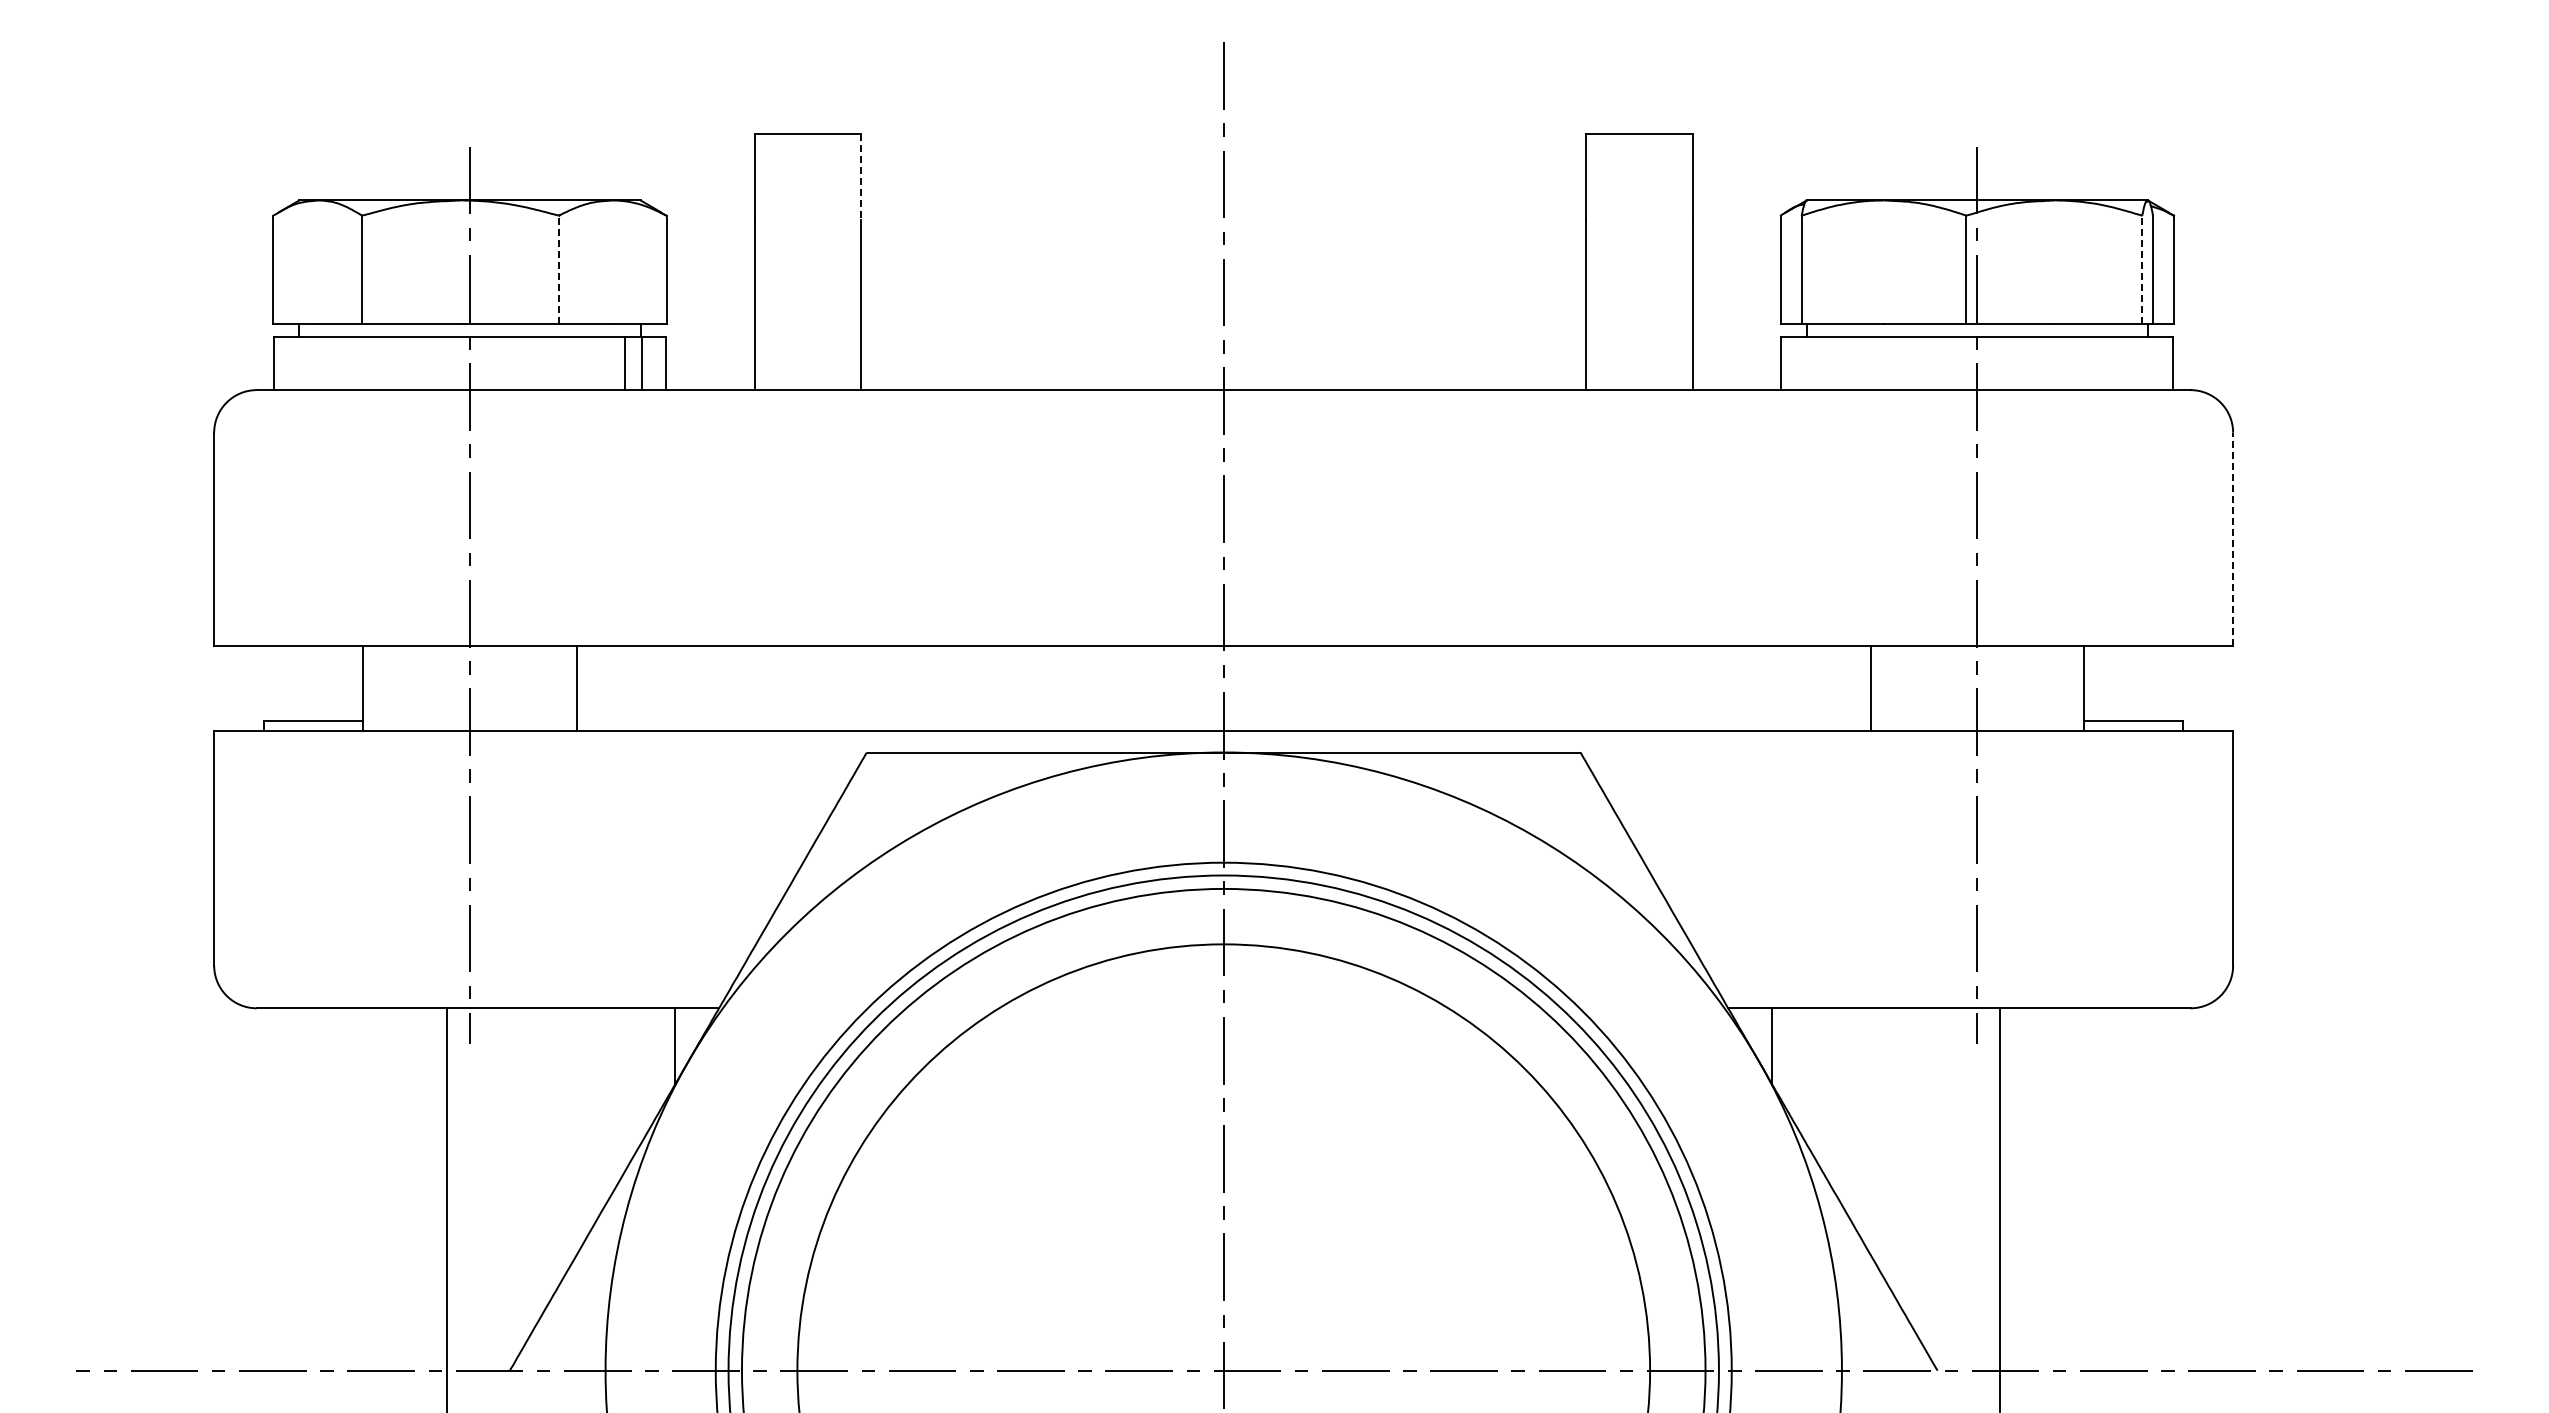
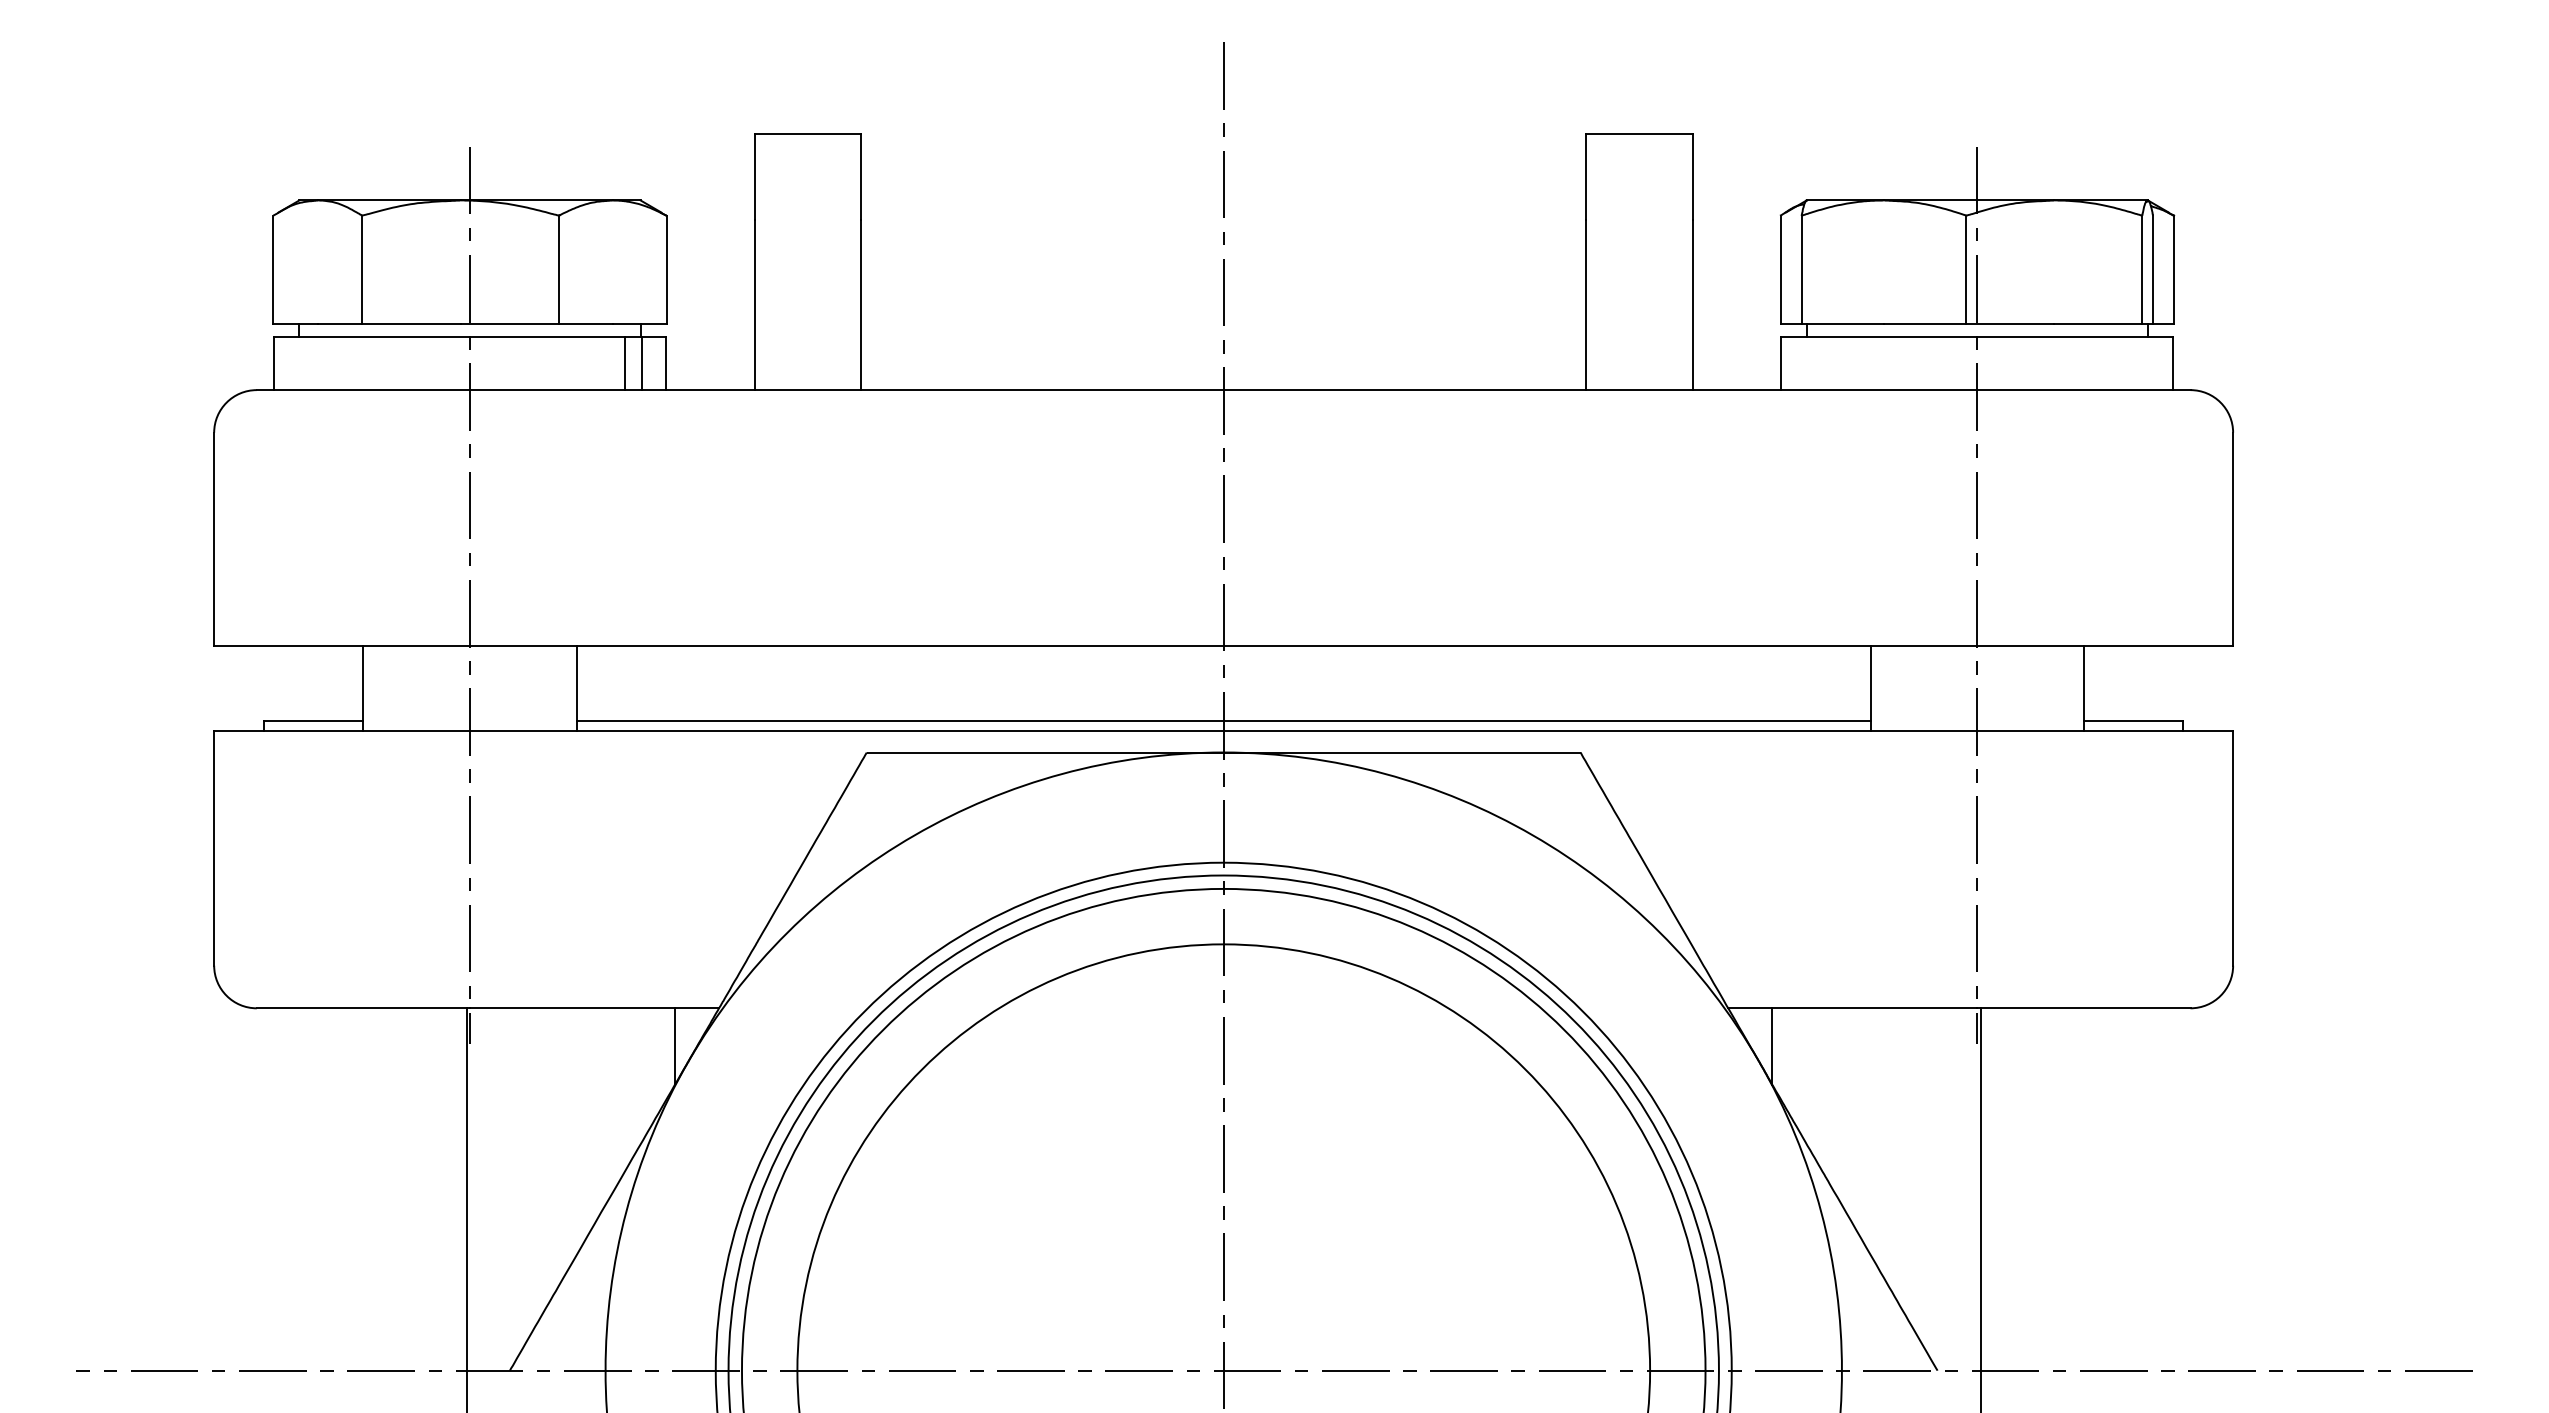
line: dashed -> solid (861, 176)
line: dashed -> solid (558, 269)
line: dashed -> solid (2142, 269)
line: dashed -> solid (2233, 539)
line: none -> present (1223, 720)
line position: (447, 1208) -> (467, 1208) (467, 1208)
line position: (1999, 1208) -> (1980, 1208) (1980, 1208)
